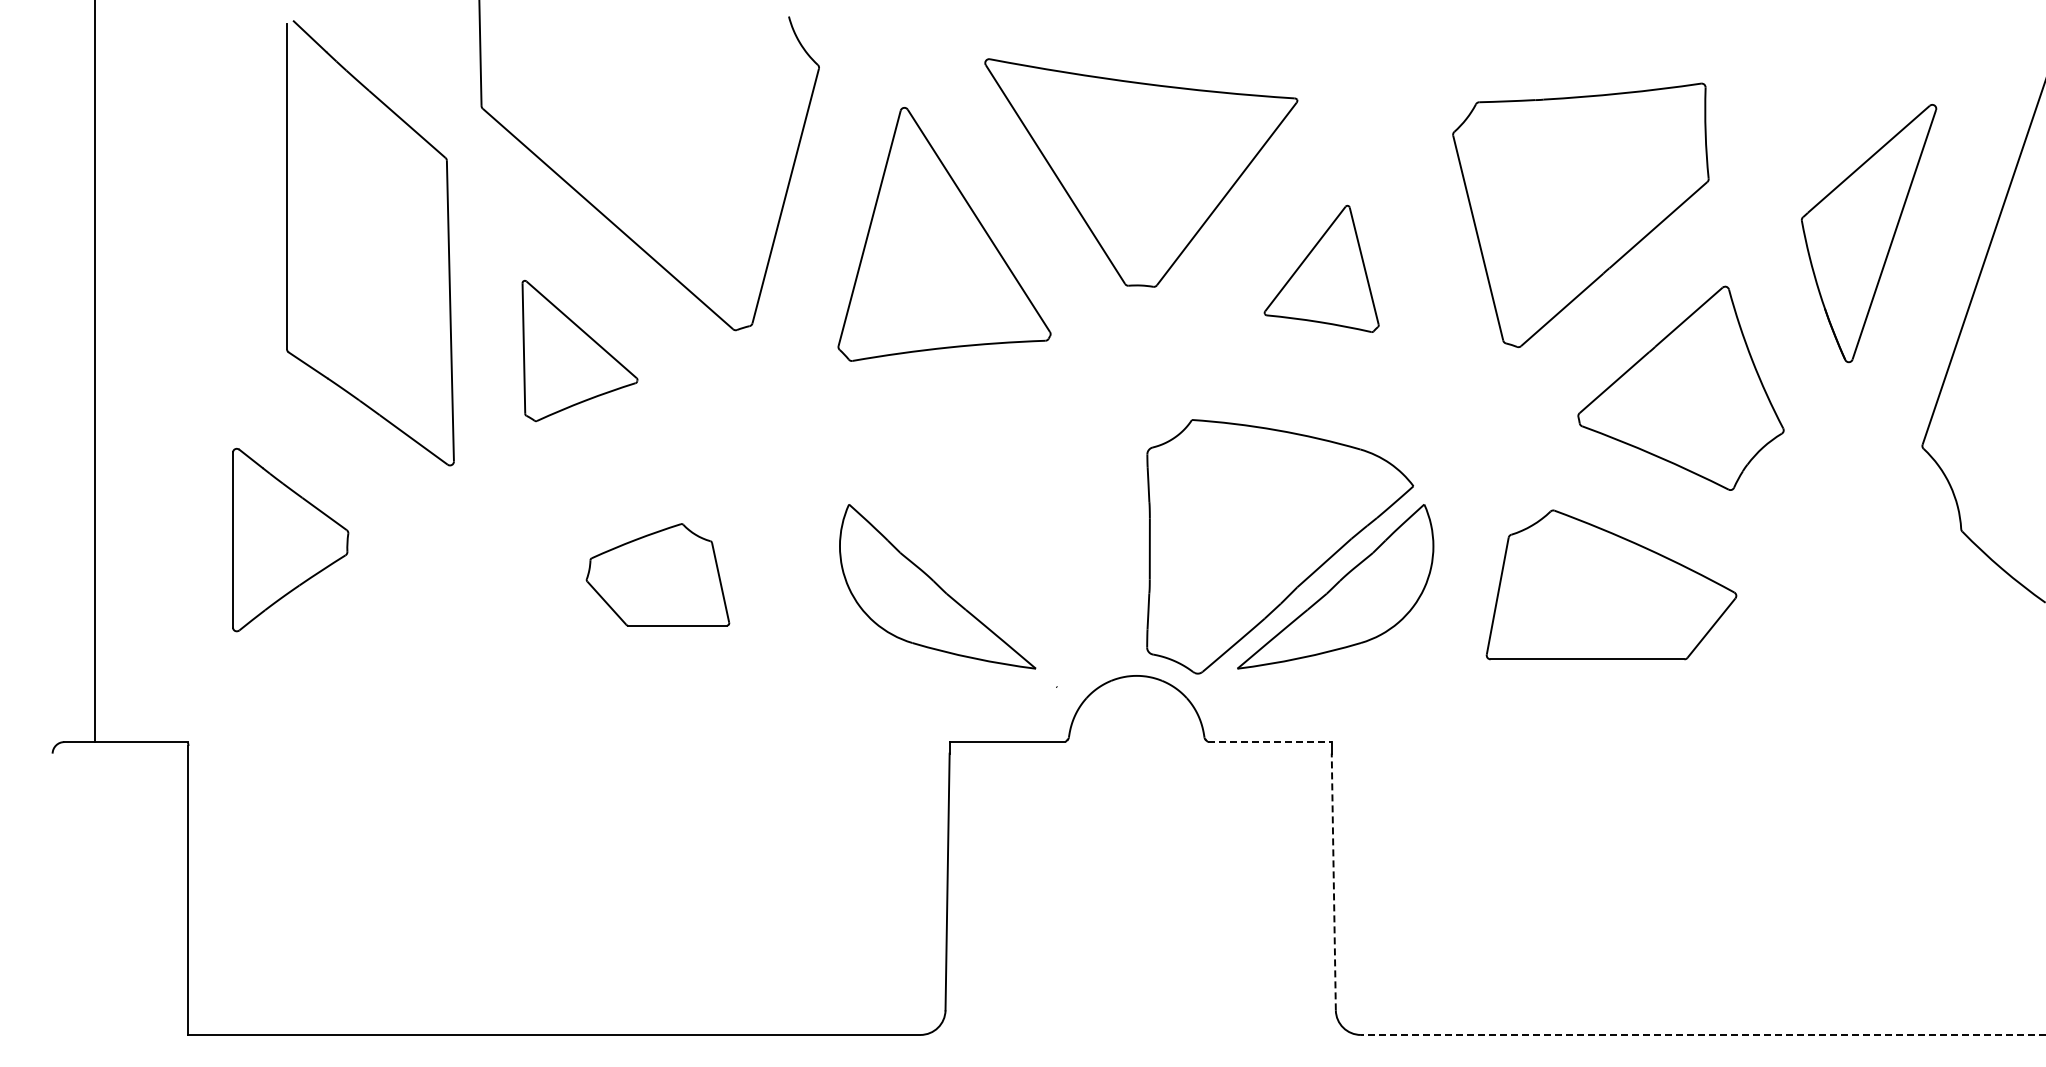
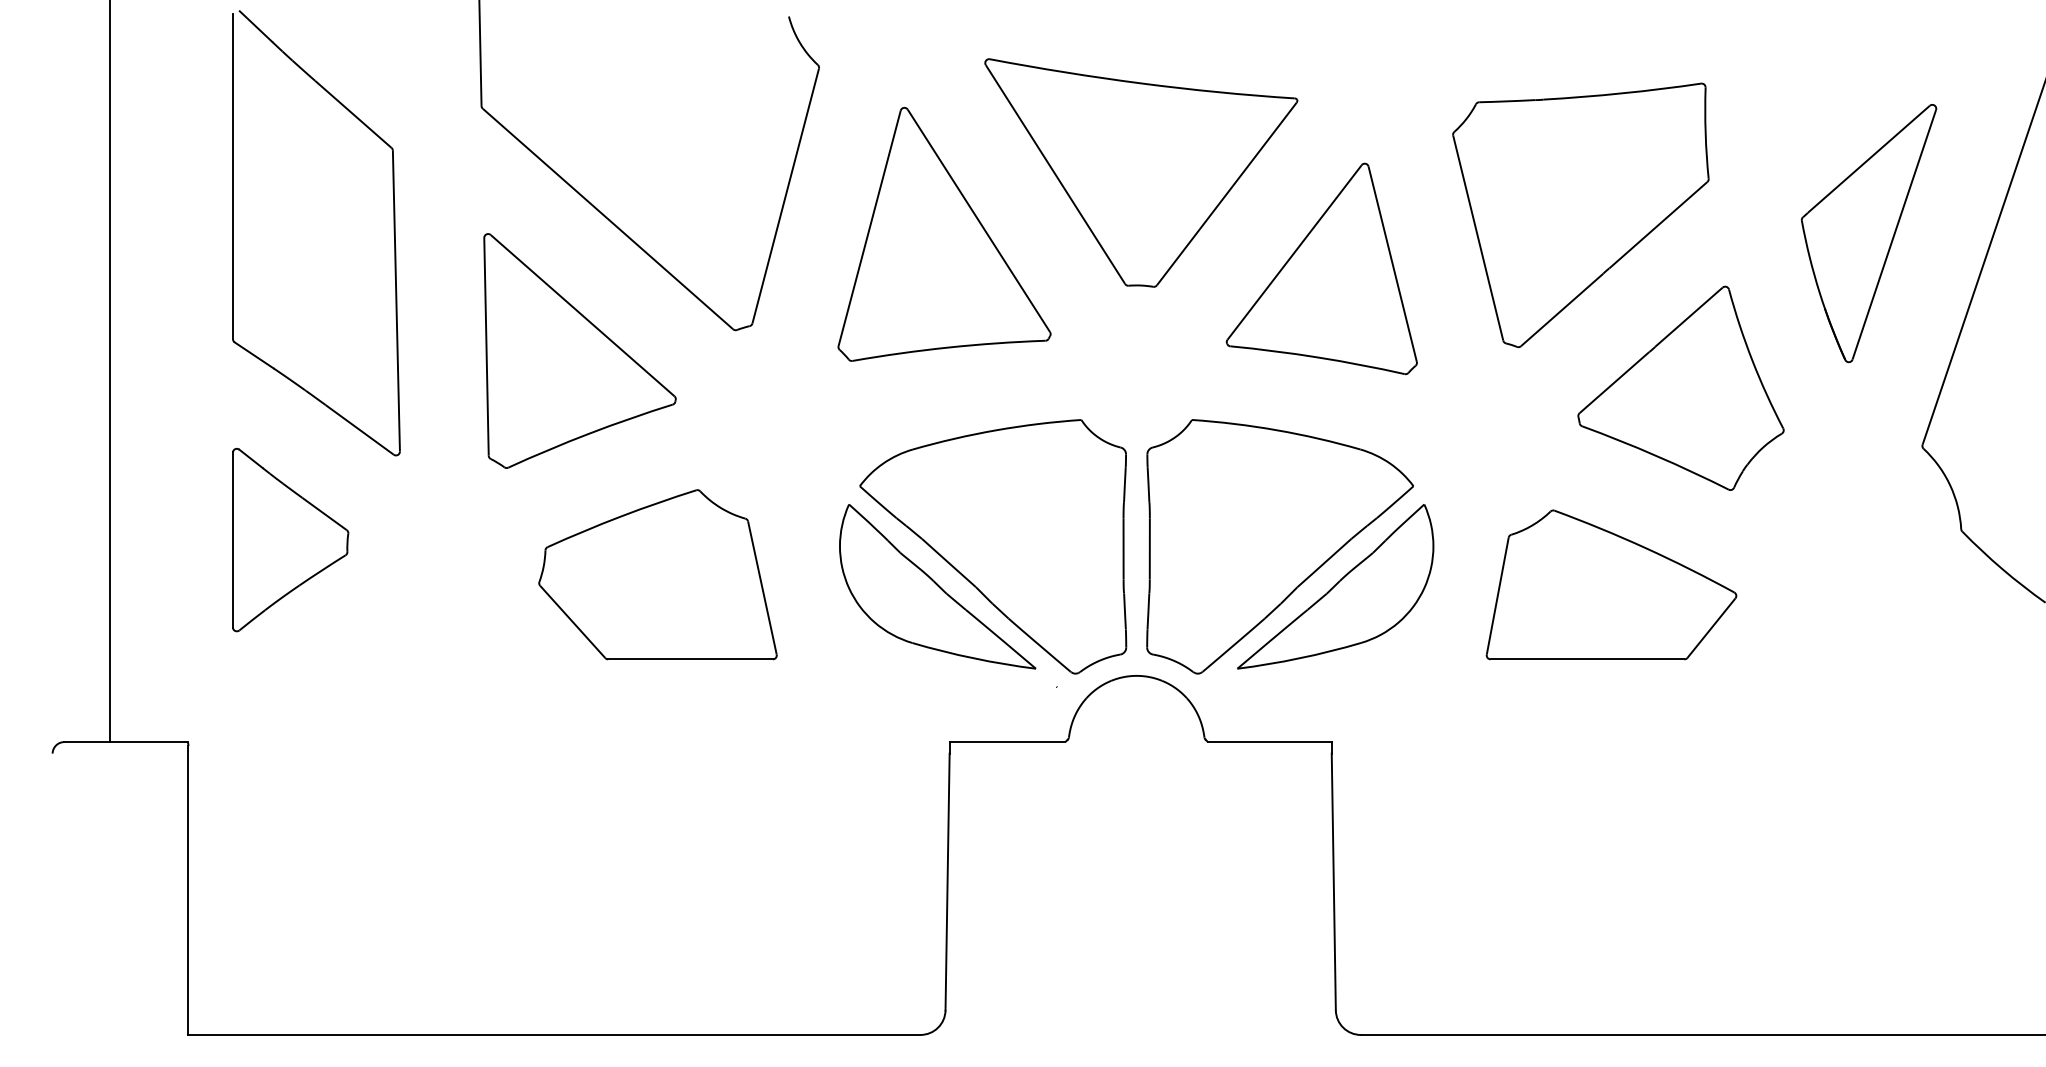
part position: (447, 243) -> (393, 233) (393, 233)
part size: 117x129 px -> 193x214 px (1321, 268)
part size: 118x143 px -> 194x236 px (579, 350)
line position: (94, 372) -> (109, 372) (109, 372)
part: none -> present (993, 546)
part size: 146x104 px -> 240x172 px (657, 574)
line: dashed -> solid (1269, 742)
line: dashed -> solid (1333, 881)
line: dashed -> solid (1702, 1034)
